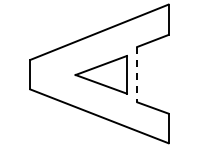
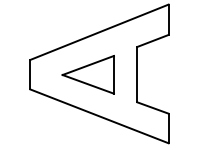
part position: (100, 74) -> (87, 74) (87, 74)
line: dashed -> solid (137, 74)
